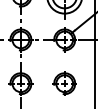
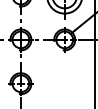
part: present -> none (64, 83)
